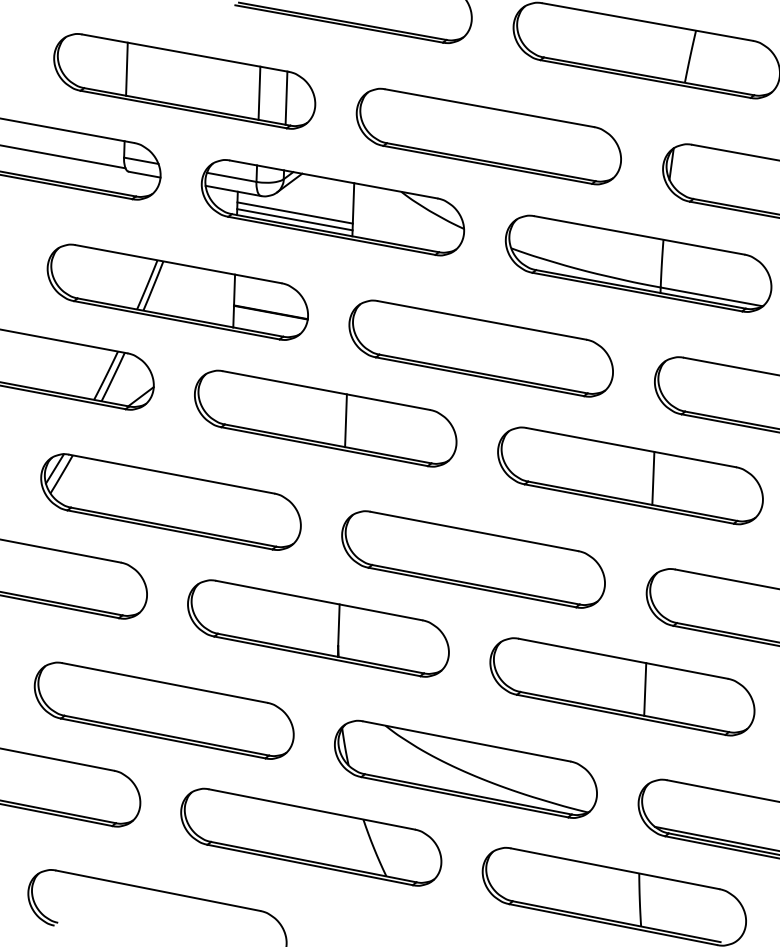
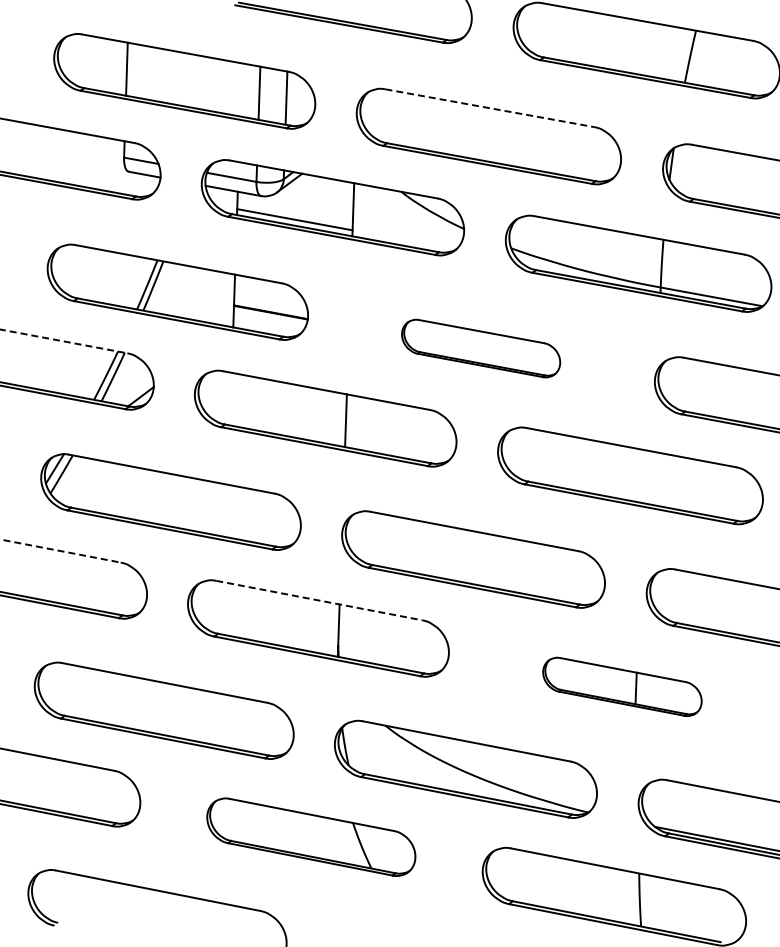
line: solid -> dashed (490, 108)
line: present -> none (63, 156)
line: present -> none (294, 212)
line: solid -> dashed (64, 341)
part size: 266x99 px -> 161x61 px (481, 348)
line: present -> none (653, 477)
line: solid -> dashed (60, 551)
line: solid -> dashed (319, 600)
part size: 267x100 px -> 161x61 px (622, 686)
part size: 263x100 px -> 211x80 px (311, 836)
